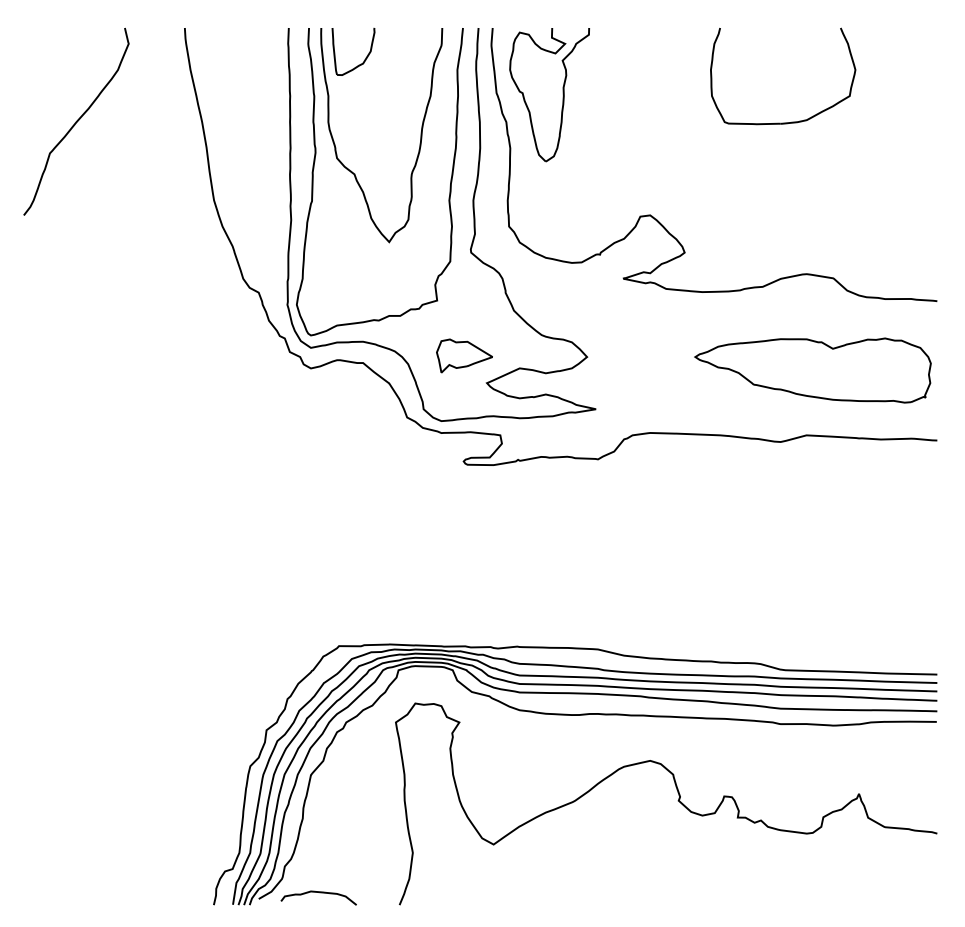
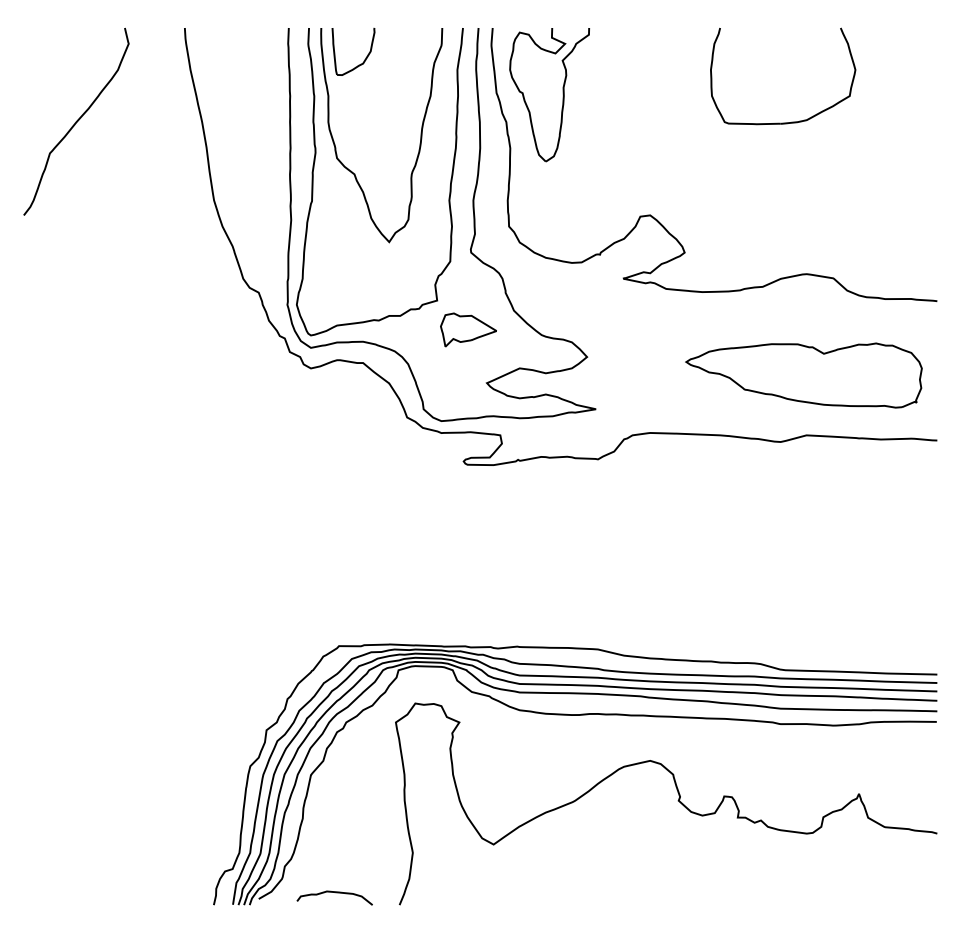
part position: (464, 355) -> (468, 329) (468, 329)
part position: (812, 370) -> (803, 375) (803, 375)
curve position: (319, 893) -> (335, 893) (335, 893)
